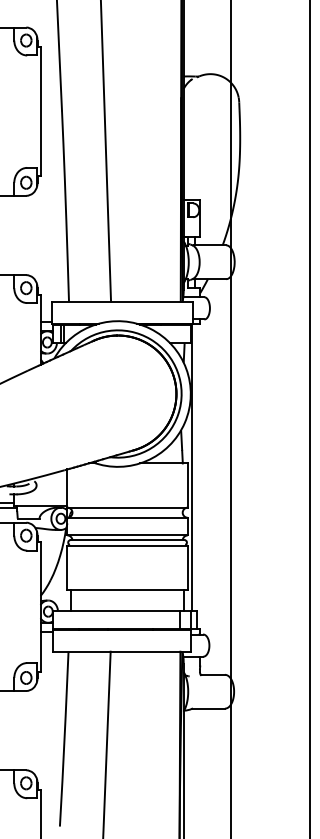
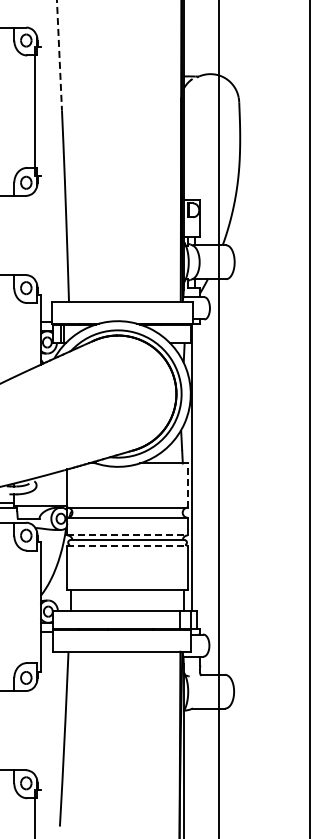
line: solid -> dashed (59, 55)
line position: (40, 111) -> (34, 111) (34, 111)
line: present -> none (105, 151)
line position: (230, 418) -> (218, 418) (218, 418)
line: solid -> dashed (187, 485)
line: solid -> dashed (128, 535)
line: solid -> dashed (128, 545)
line: present -> none (106, 743)
line position: (40, 812) -> (34, 812) (34, 812)
